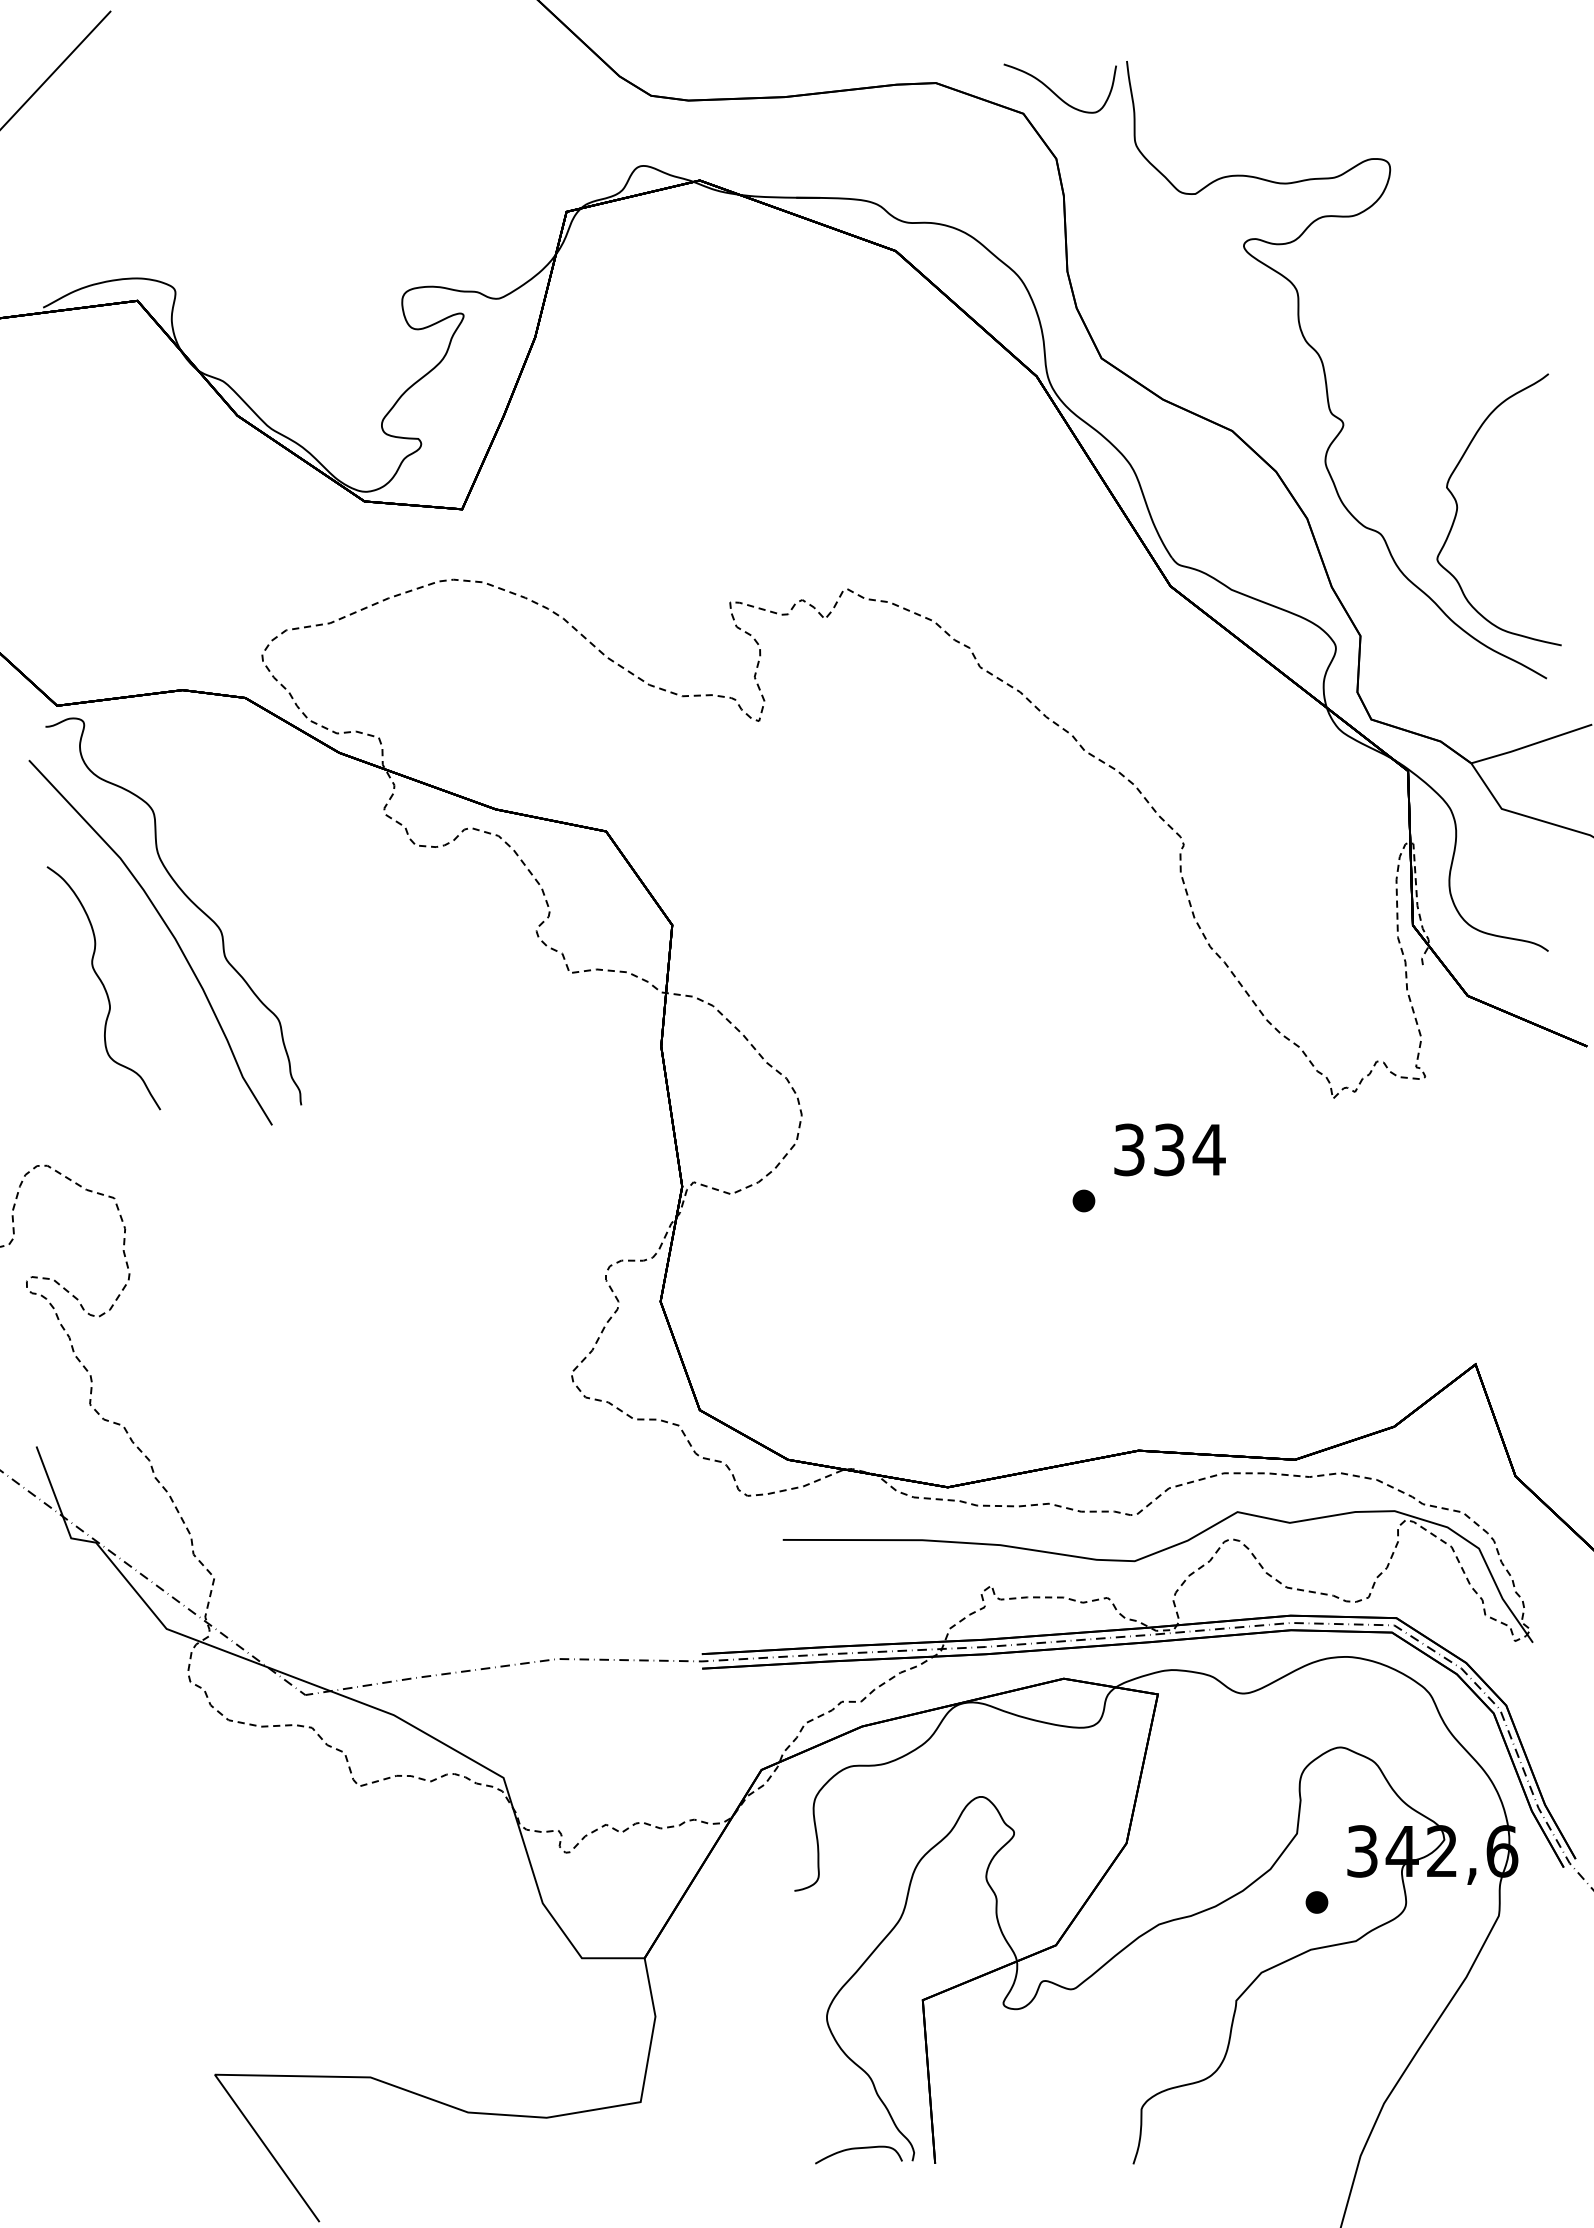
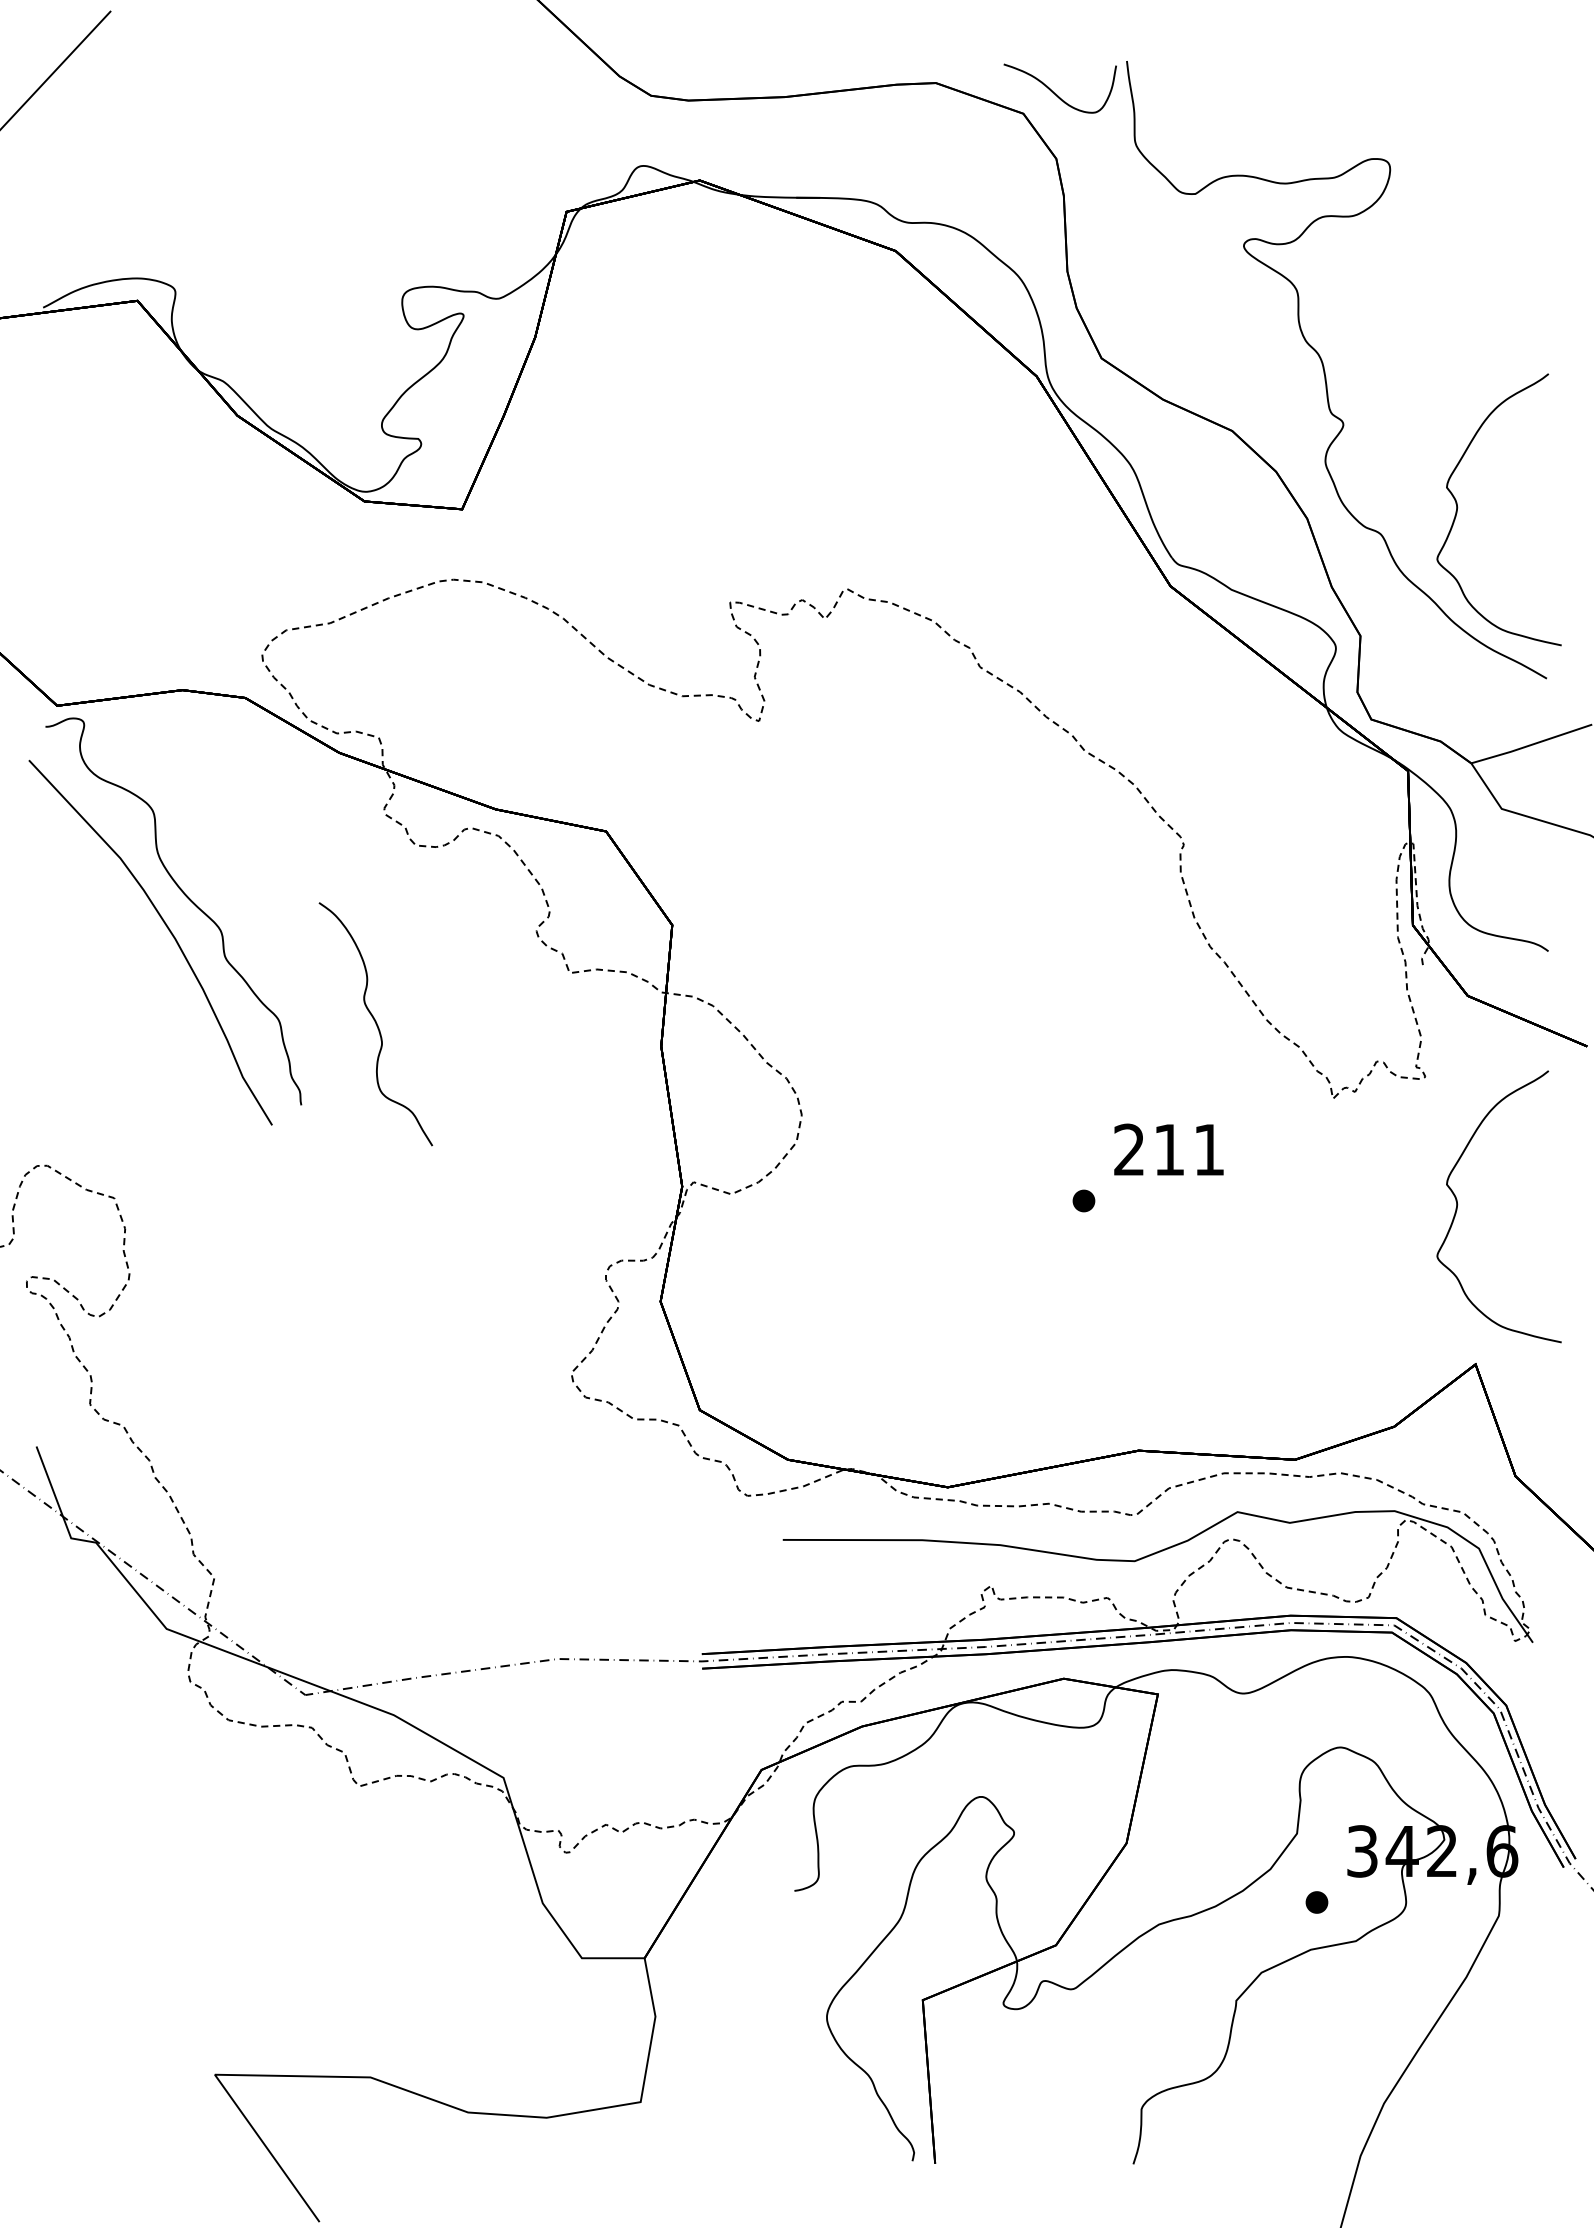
curve position: (103, 988) -> (375, 1024) (375, 1024)
text: 334 -> 211 (1169, 1149)
curve: none -> present (1458, 1204)
curve: present -> none (858, 2149)
